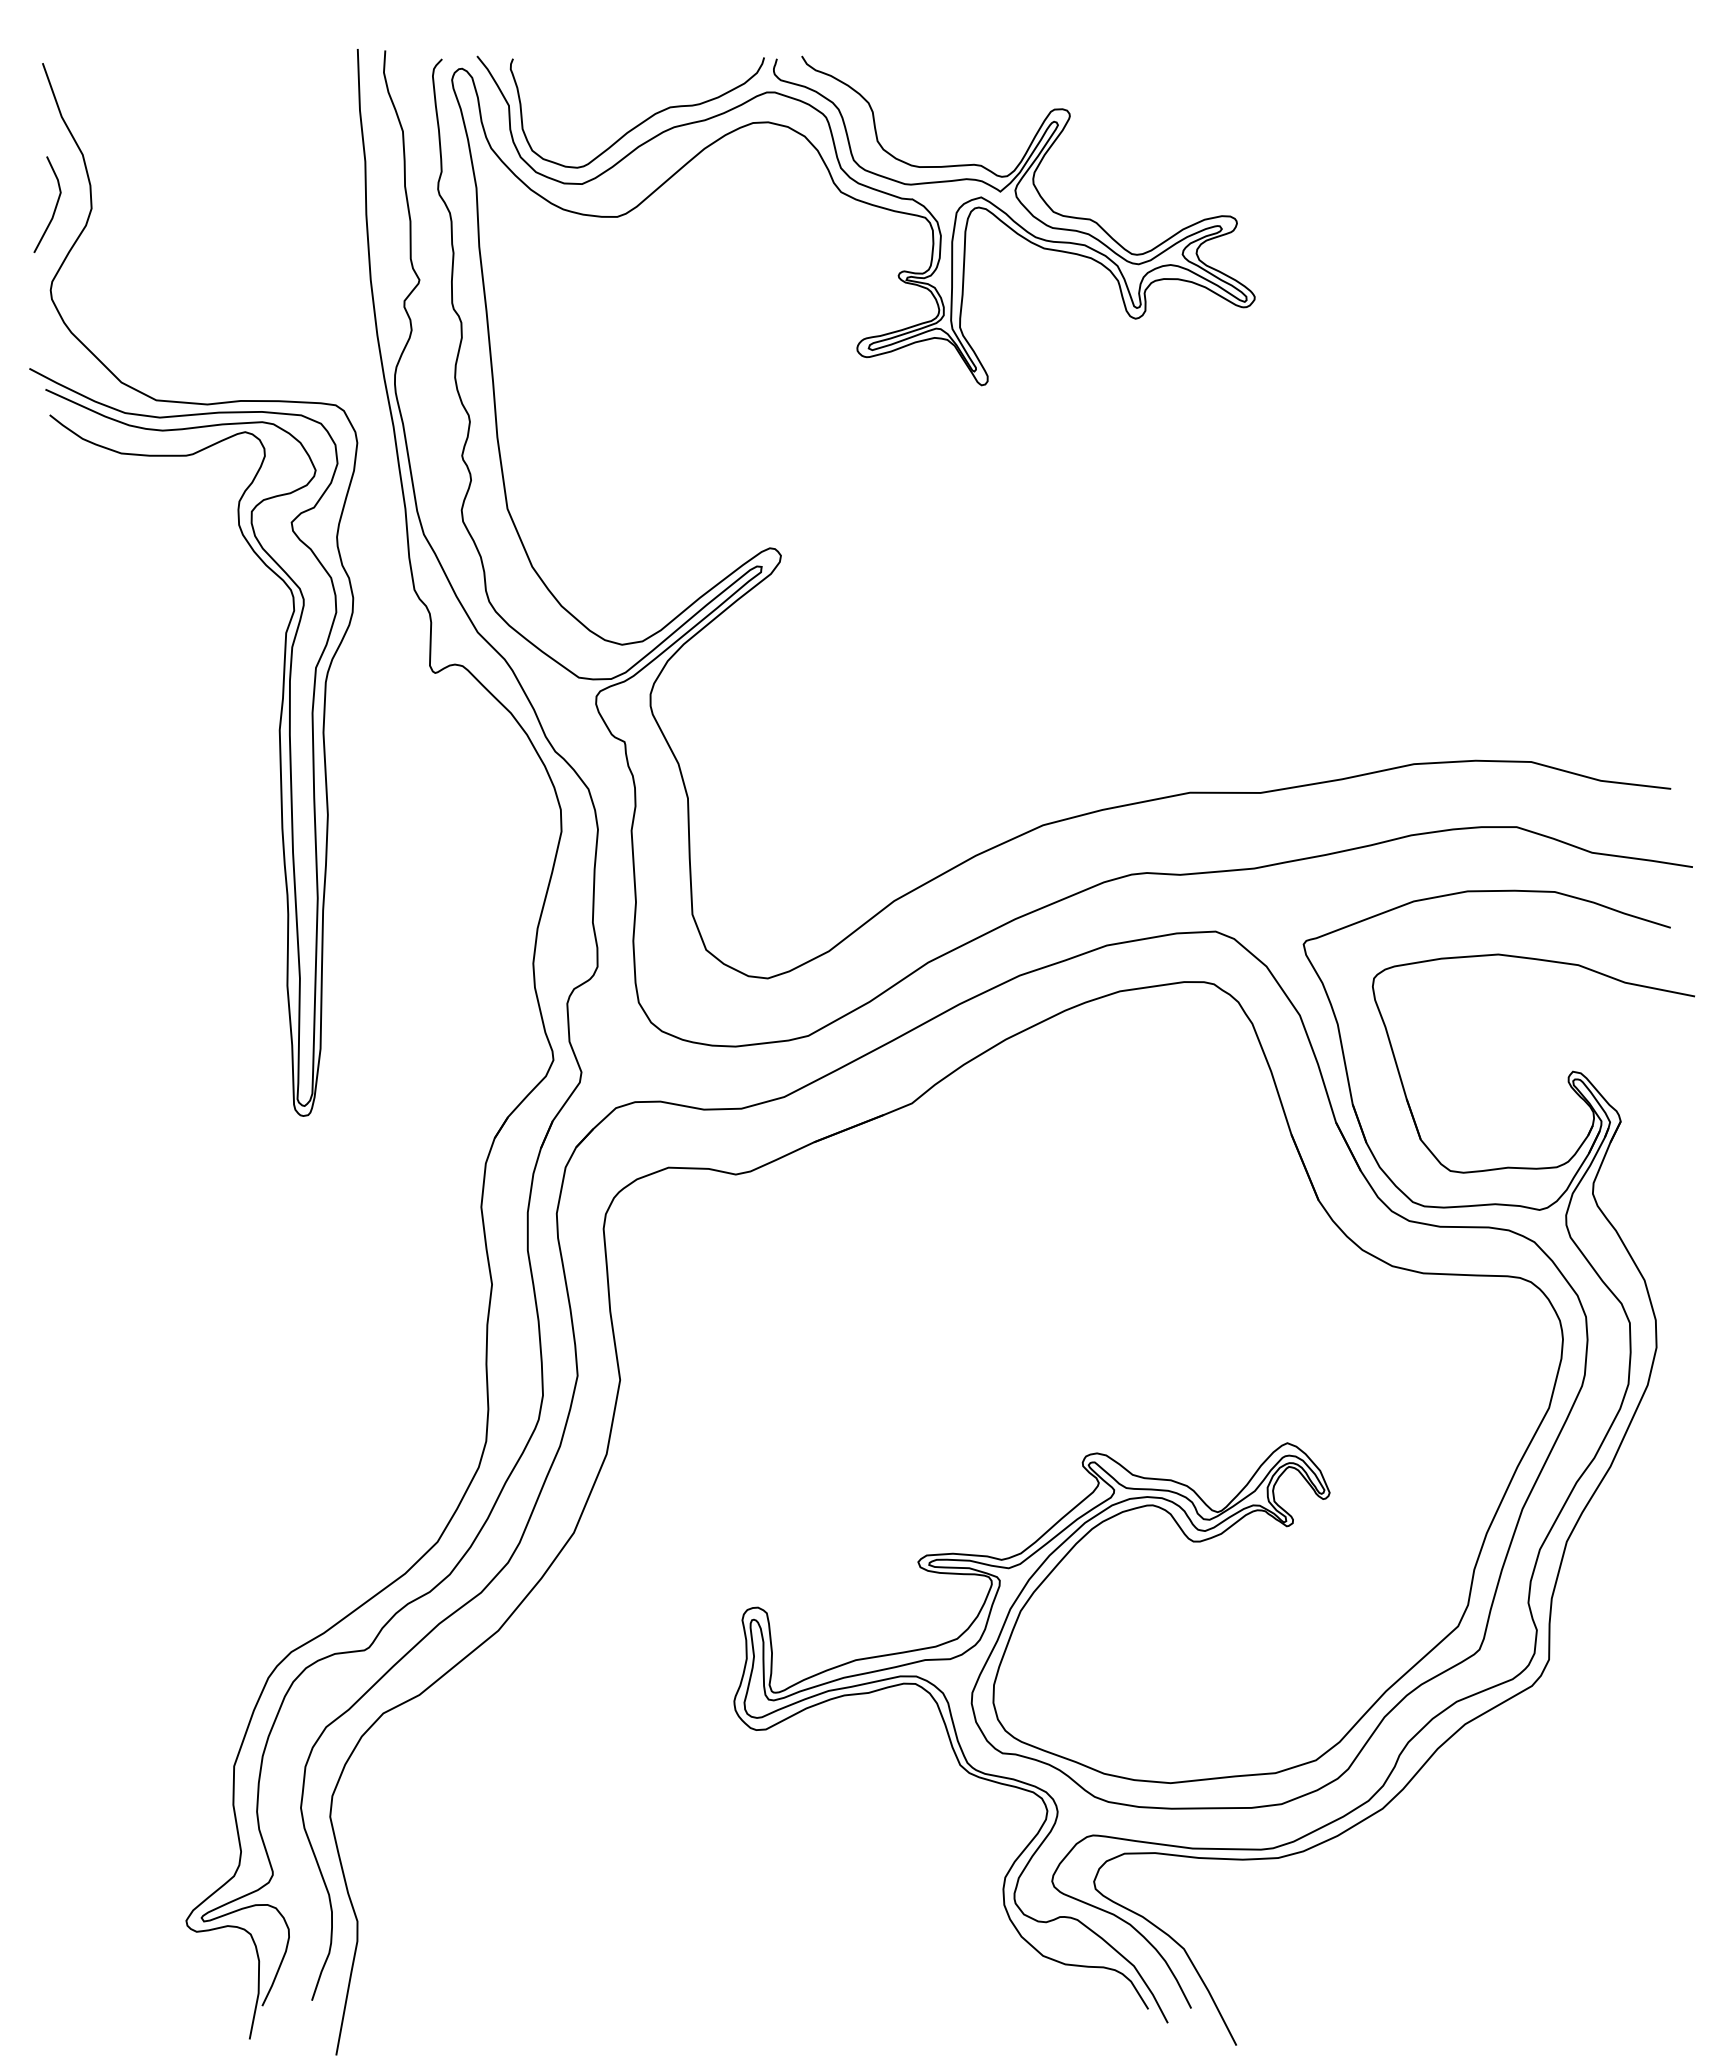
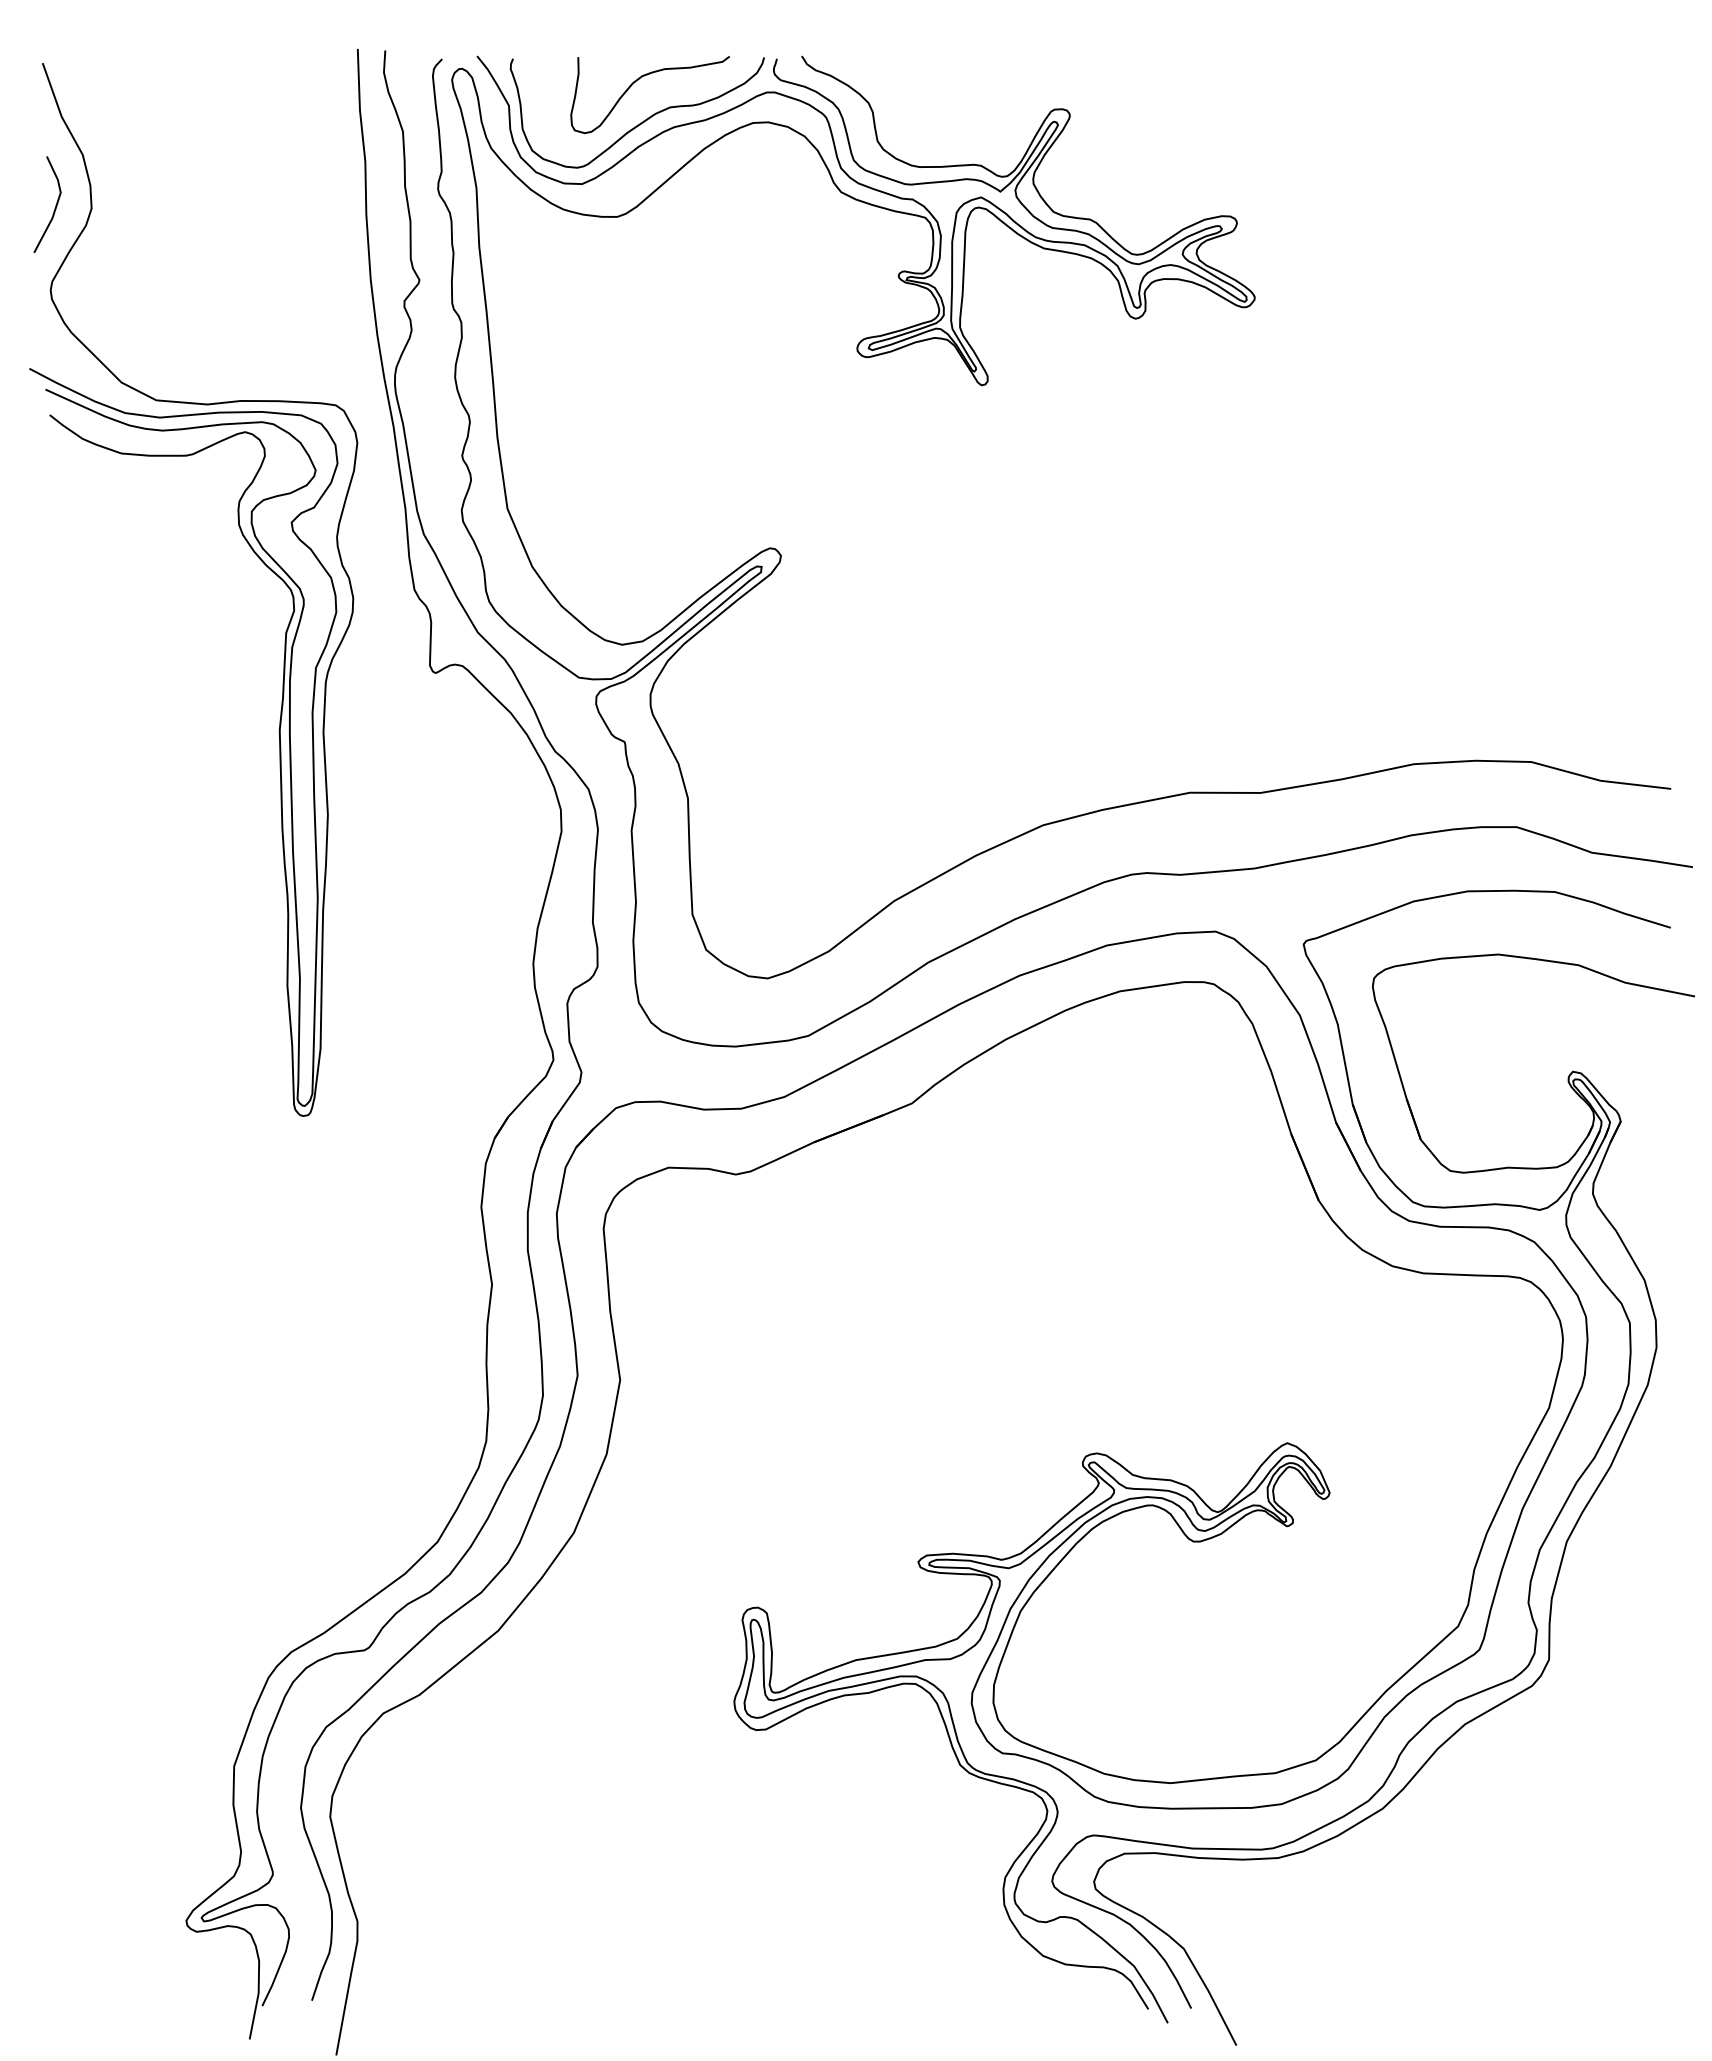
curve: none -> present (638, 80)
